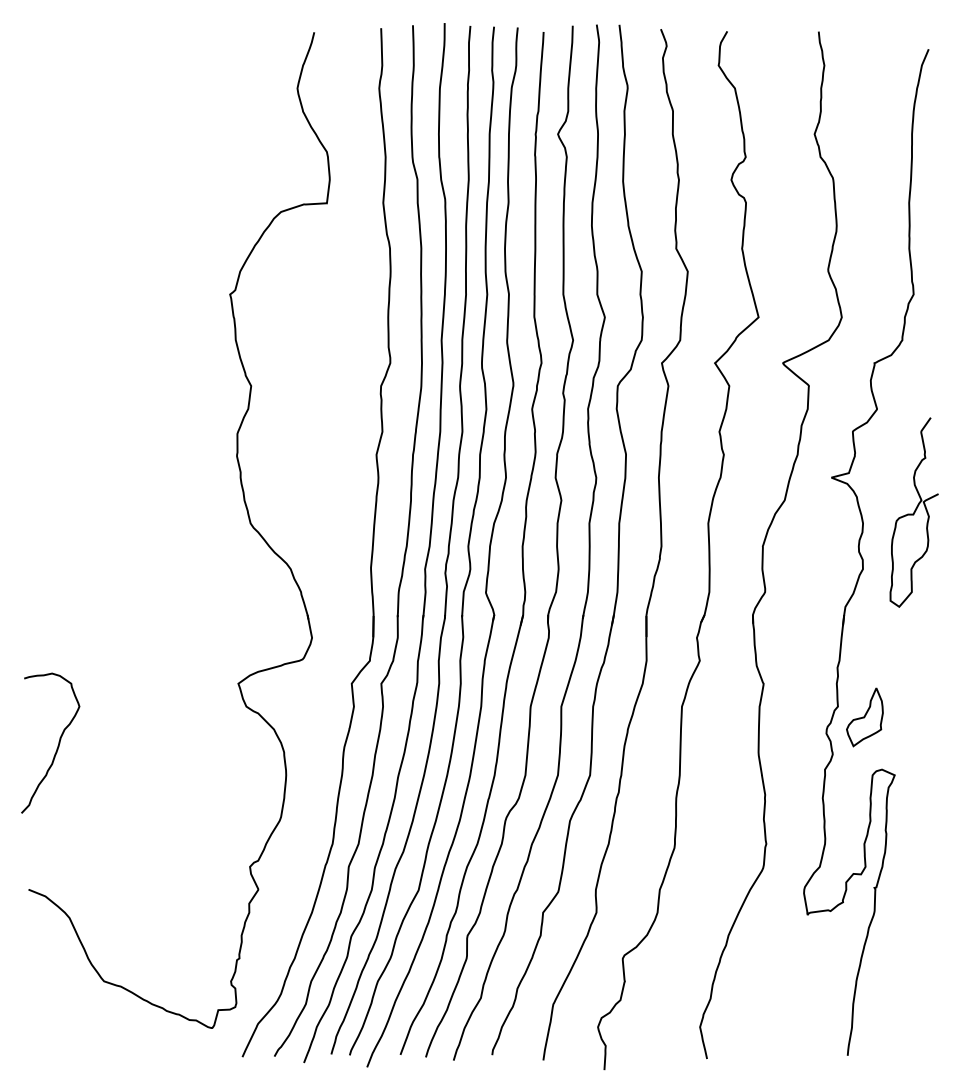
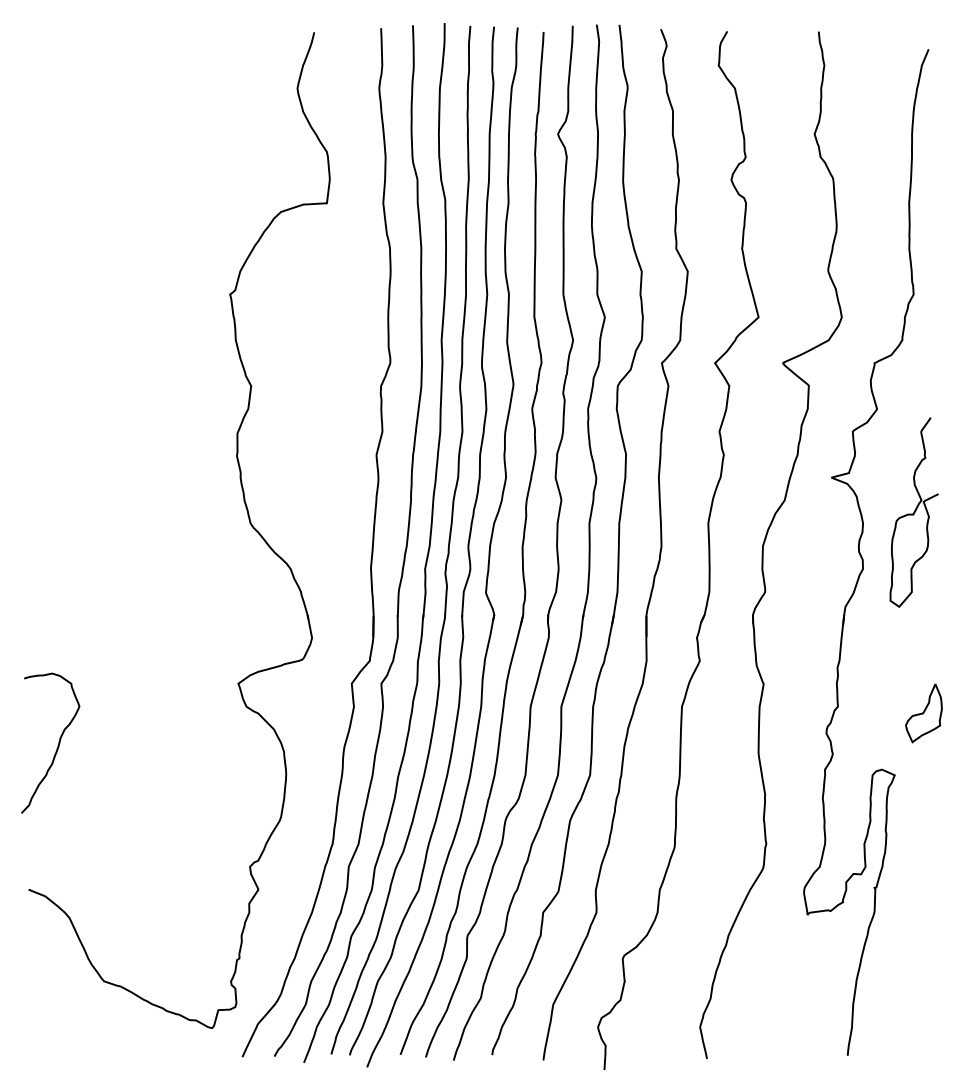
part position: (864, 717) -> (923, 713) (923, 713)
